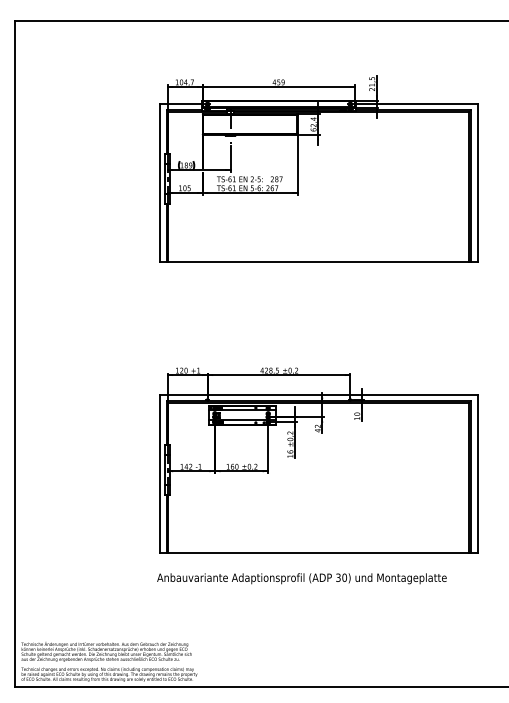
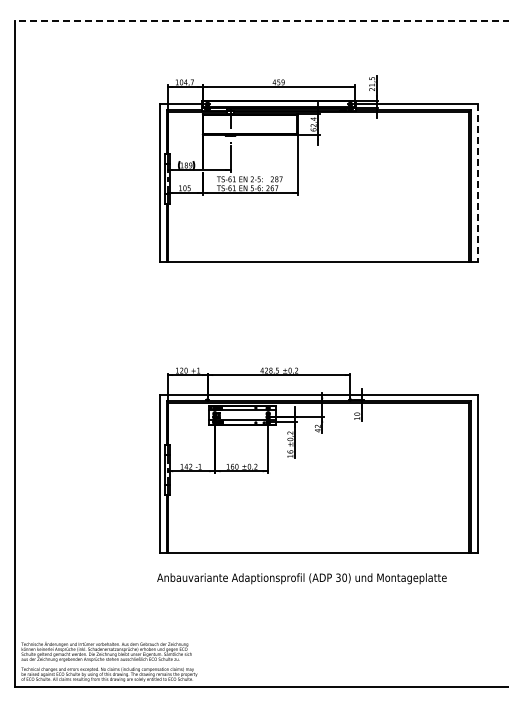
line: solid -> dashed (262, 21)
line: solid -> dashed (477, 183)
